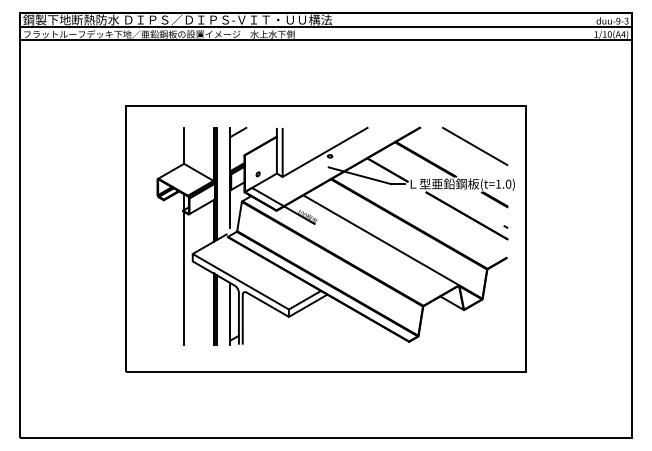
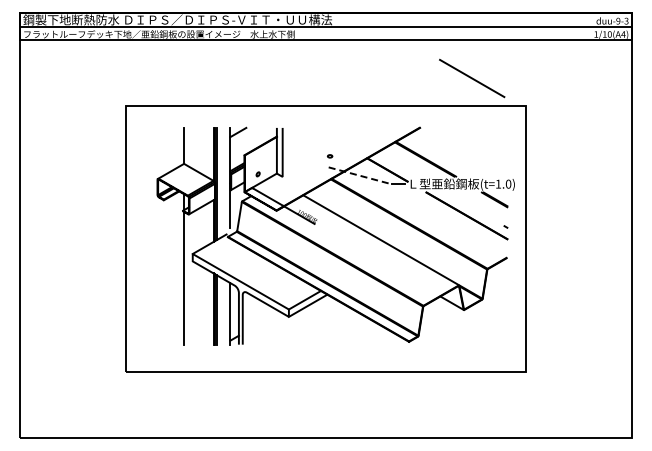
line position: (475, 146) -> (472, 78) (472, 78)
line: present -> none (324, 151)
line: solid -> dashed (360, 175)
